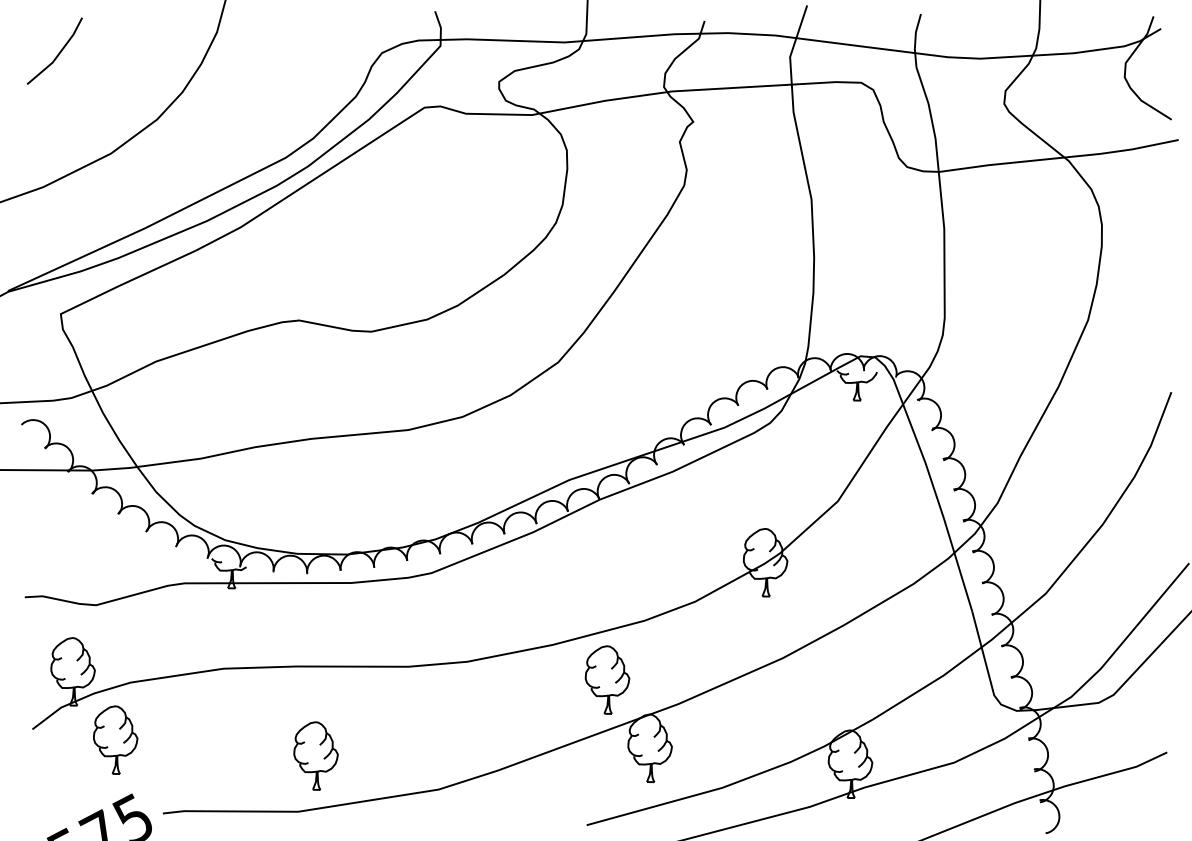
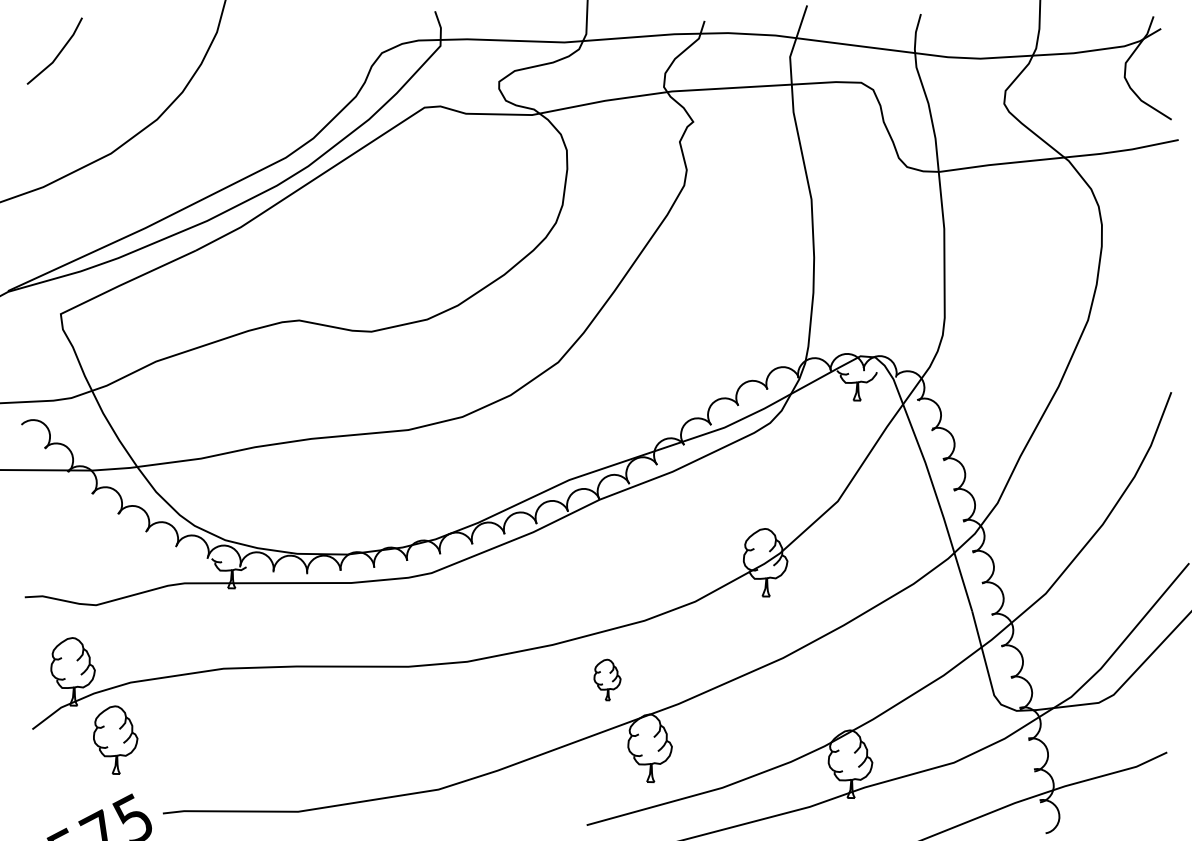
part size: 47x70 px -> 29x44 px (607, 679)
part: present -> none (315, 755)
